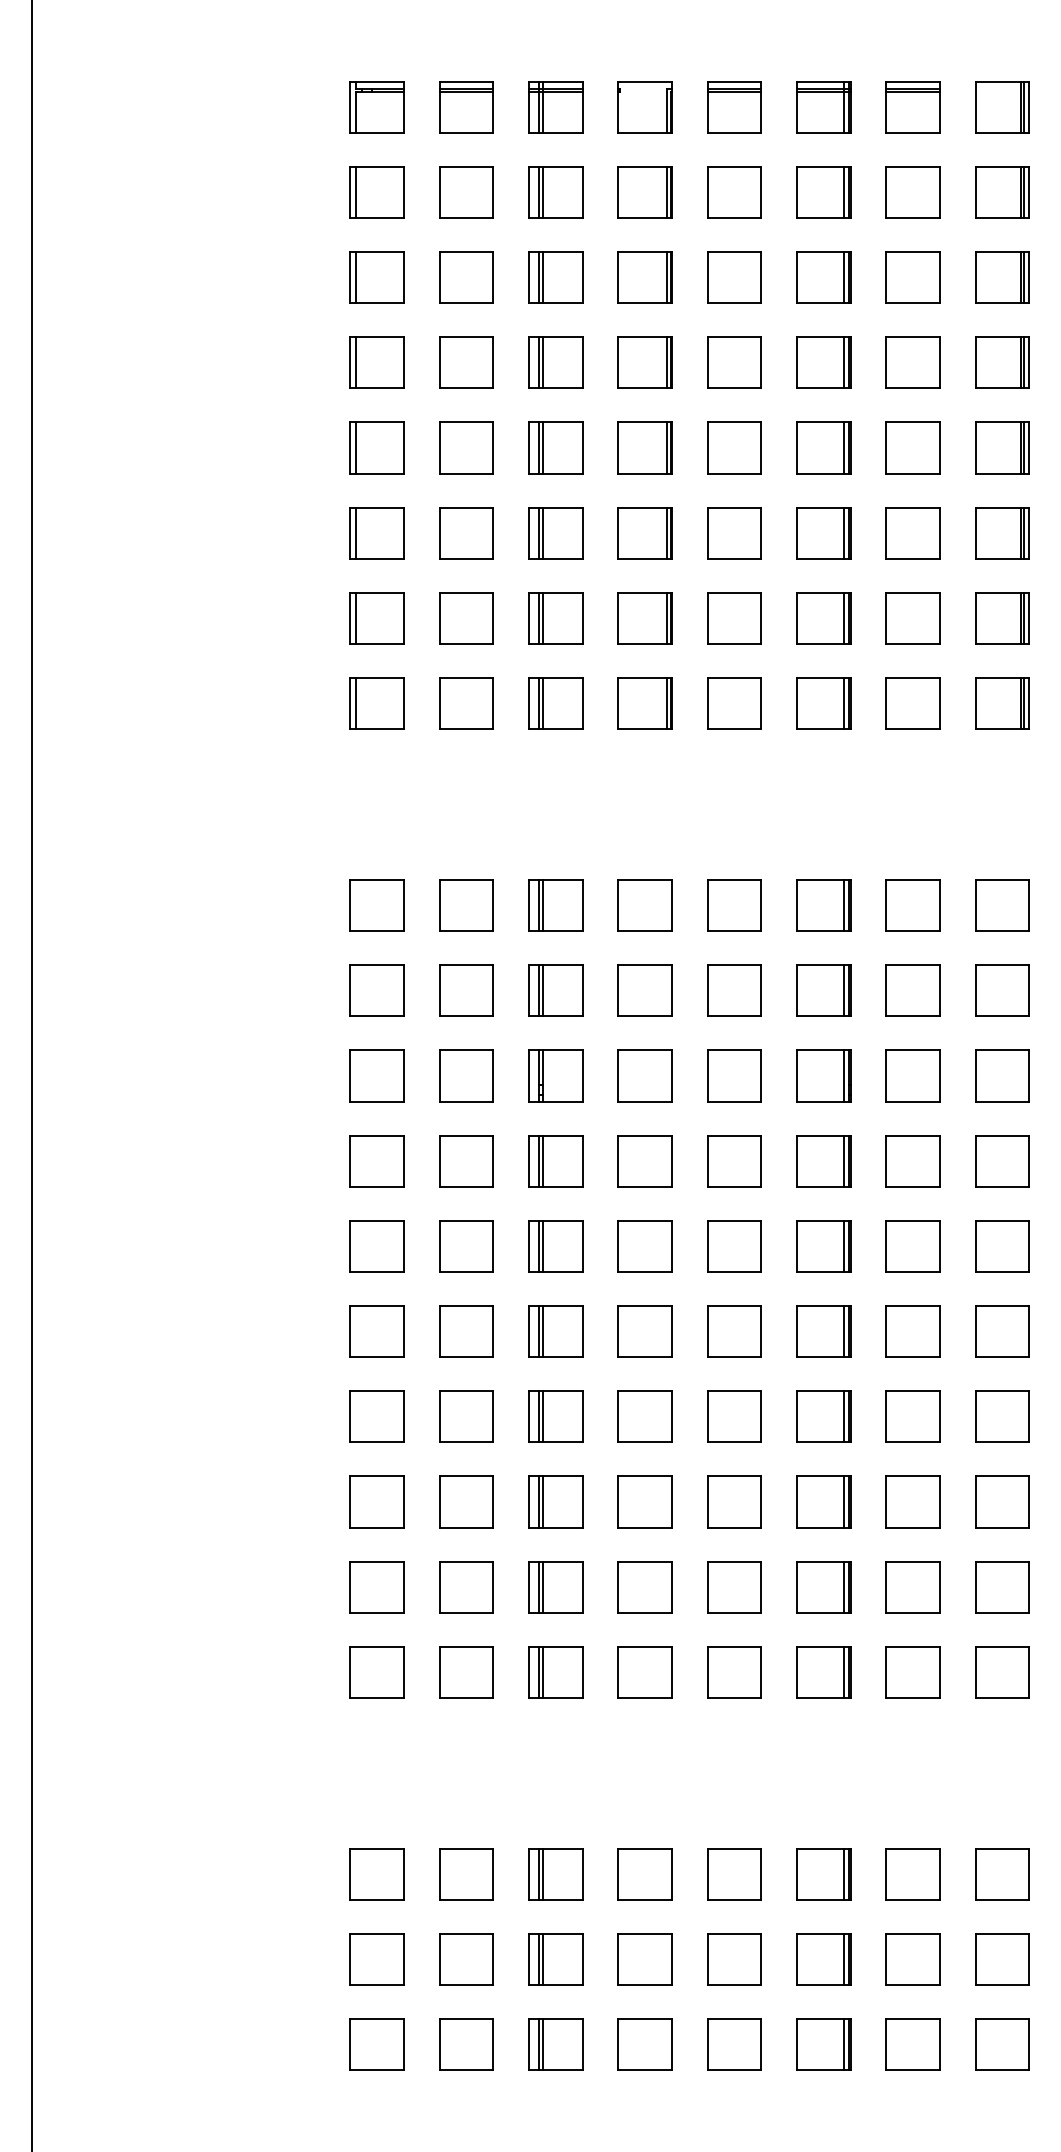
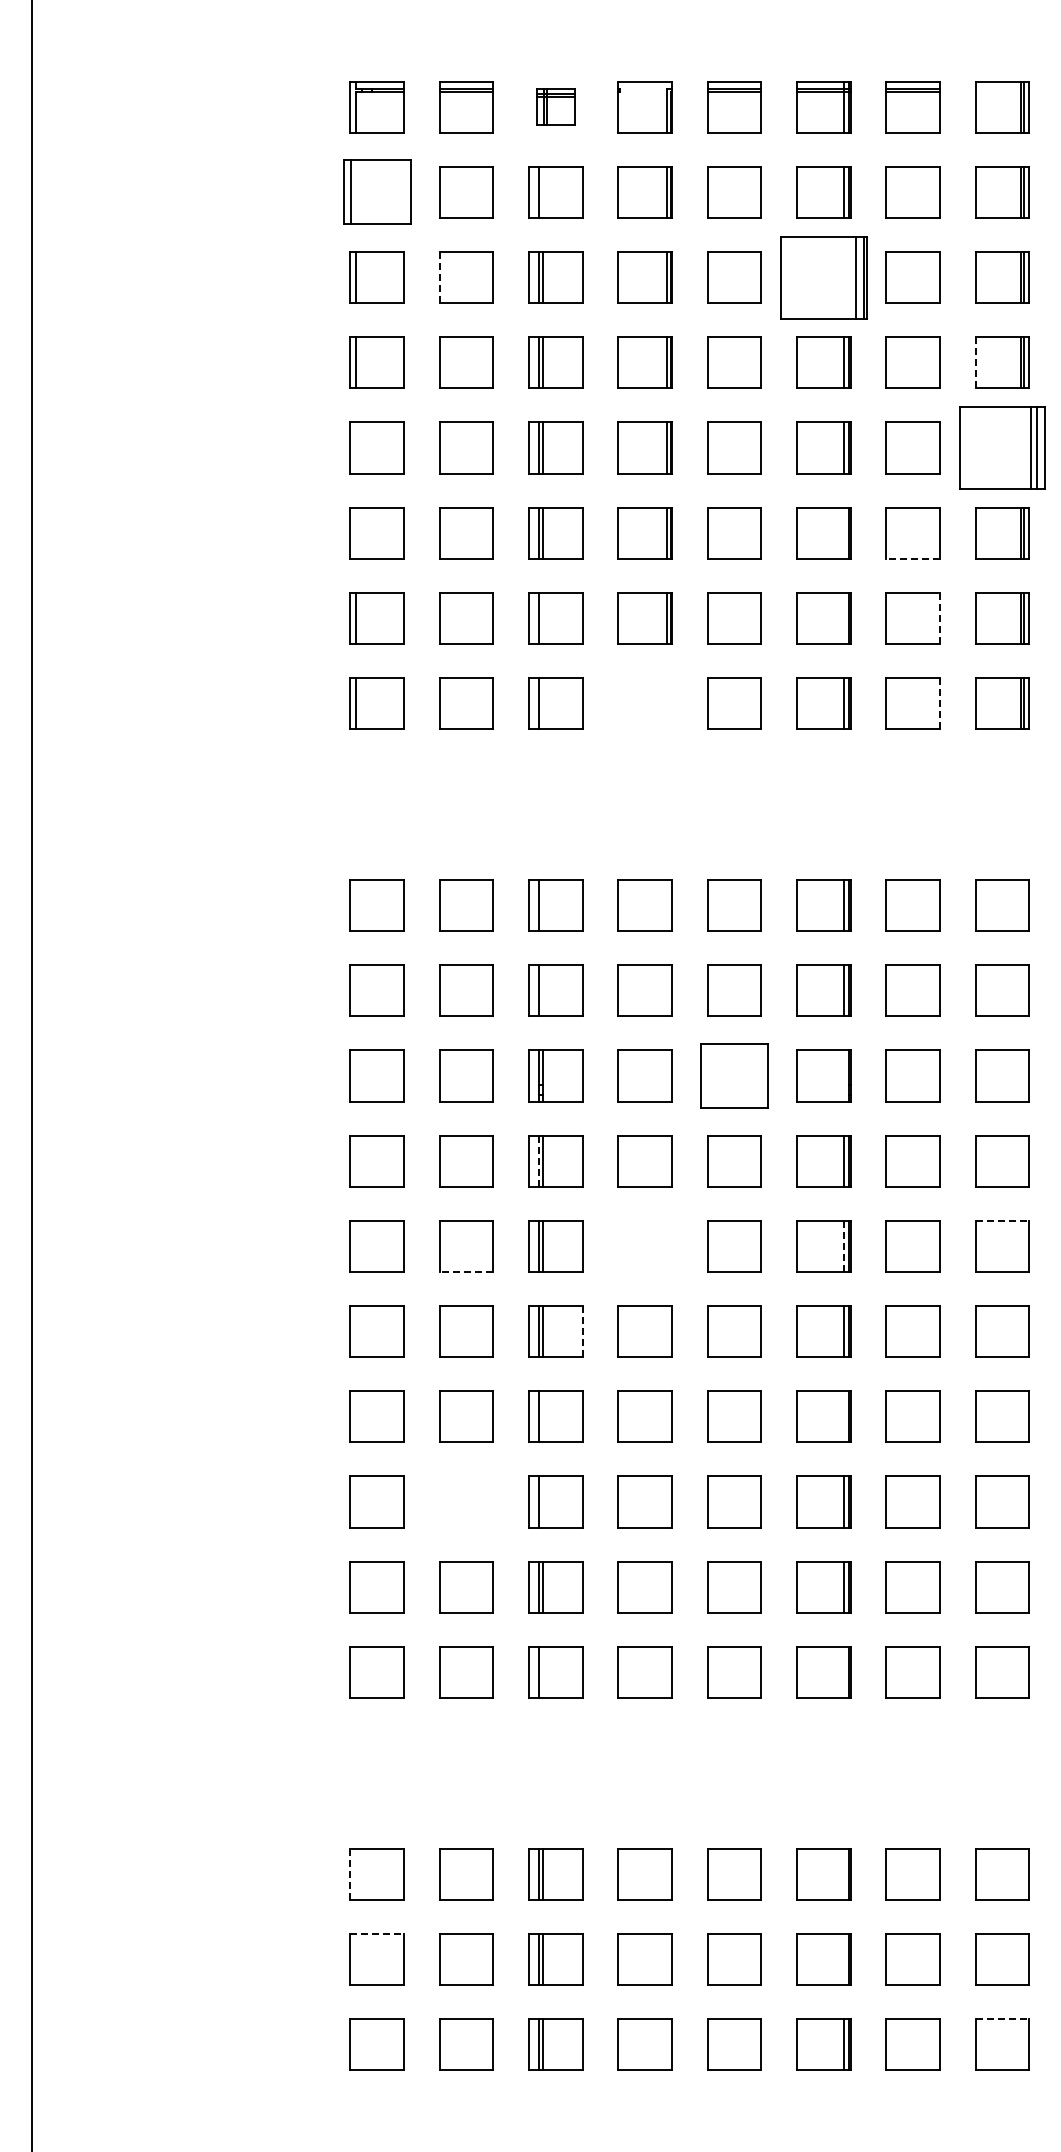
part size: 56x53 px -> 40x38 px (555, 106)
line: present -> none (543, 191)
part size: 56x53 px -> 69x66 px (377, 191)
line: solid -> dashed (439, 277)
part size: 56x53 px -> 88x84 px (823, 277)
line: solid -> dashed (975, 362)
line: present -> none (355, 447)
part size: 55x54 px -> 87x84 px (1002, 447)
line: present -> none (355, 532)
line: present -> none (843, 532)
line: solid -> dashed (913, 558)
line: present -> none (543, 617)
line: present -> none (843, 617)
line: solid -> dashed (939, 618)
line: present -> none (543, 703)
part: present -> none (644, 703)
line: solid -> dashed (939, 703)
line: present -> none (543, 905)
line: present -> none (543, 990)
part size: 55x54 px -> 69x66 px (734, 1075)
line: present -> none (843, 1075)
line: solid -> dashed (538, 1161)
line: solid -> dashed (1002, 1220)
part: present -> none (644, 1246)
line: solid -> dashed (843, 1246)
line: solid -> dashed (466, 1272)
line: solid -> dashed (582, 1331)
line: present -> none (543, 1416)
line: present -> none (843, 1416)
part: present -> none (466, 1501)
line: present -> none (543, 1501)
line: present -> none (543, 1672)
line: present -> none (843, 1672)
line: solid -> dashed (350, 1874)
line: present -> none (843, 1874)
line: solid -> dashed (377, 1934)
line: present -> none (843, 1959)
line: solid -> dashed (1002, 2019)
